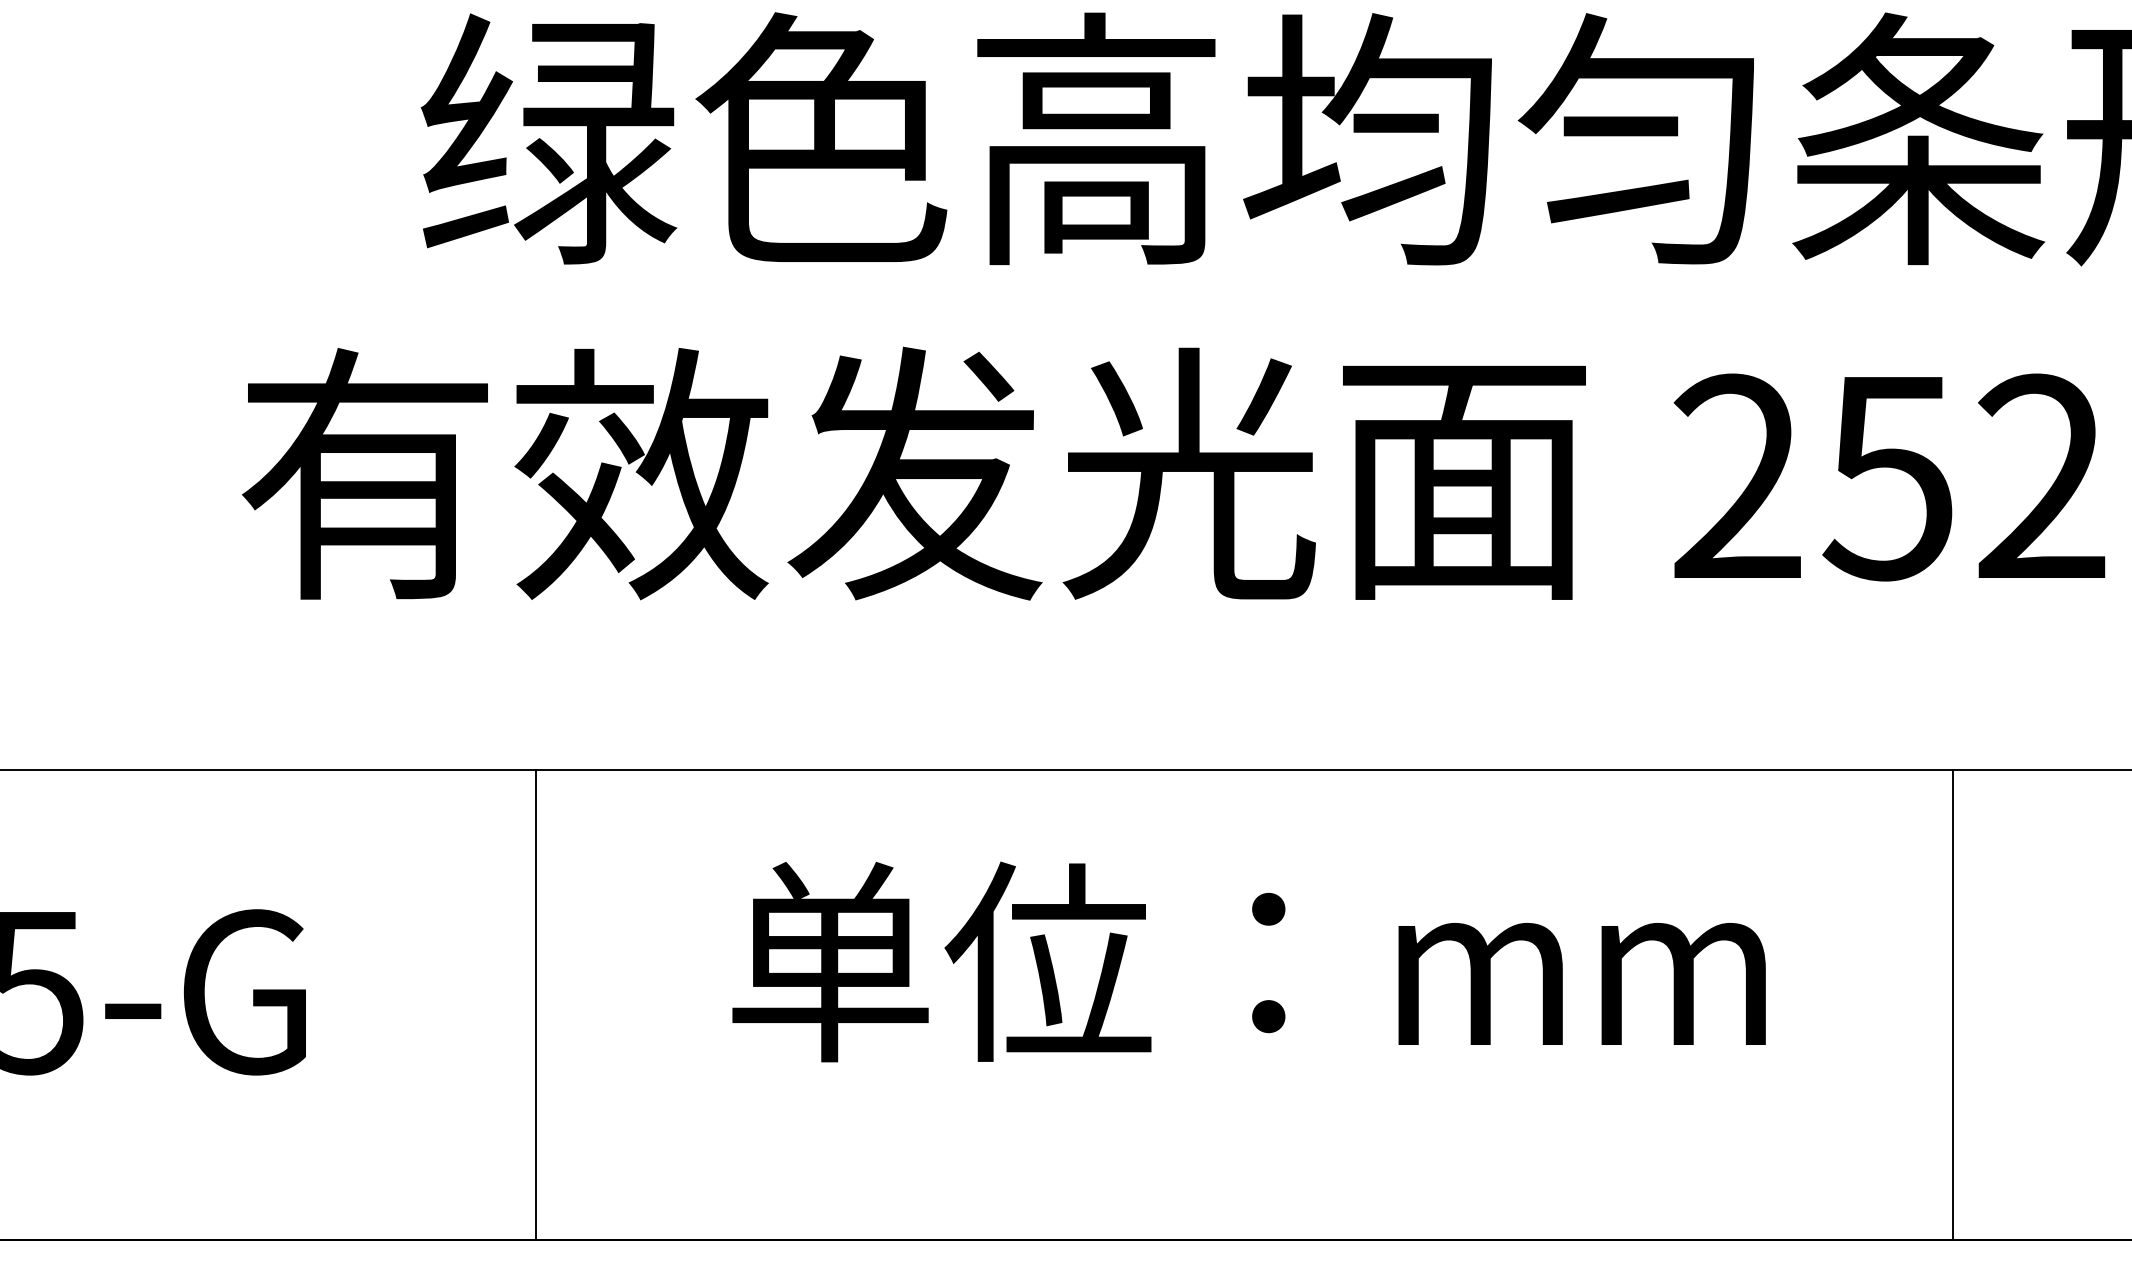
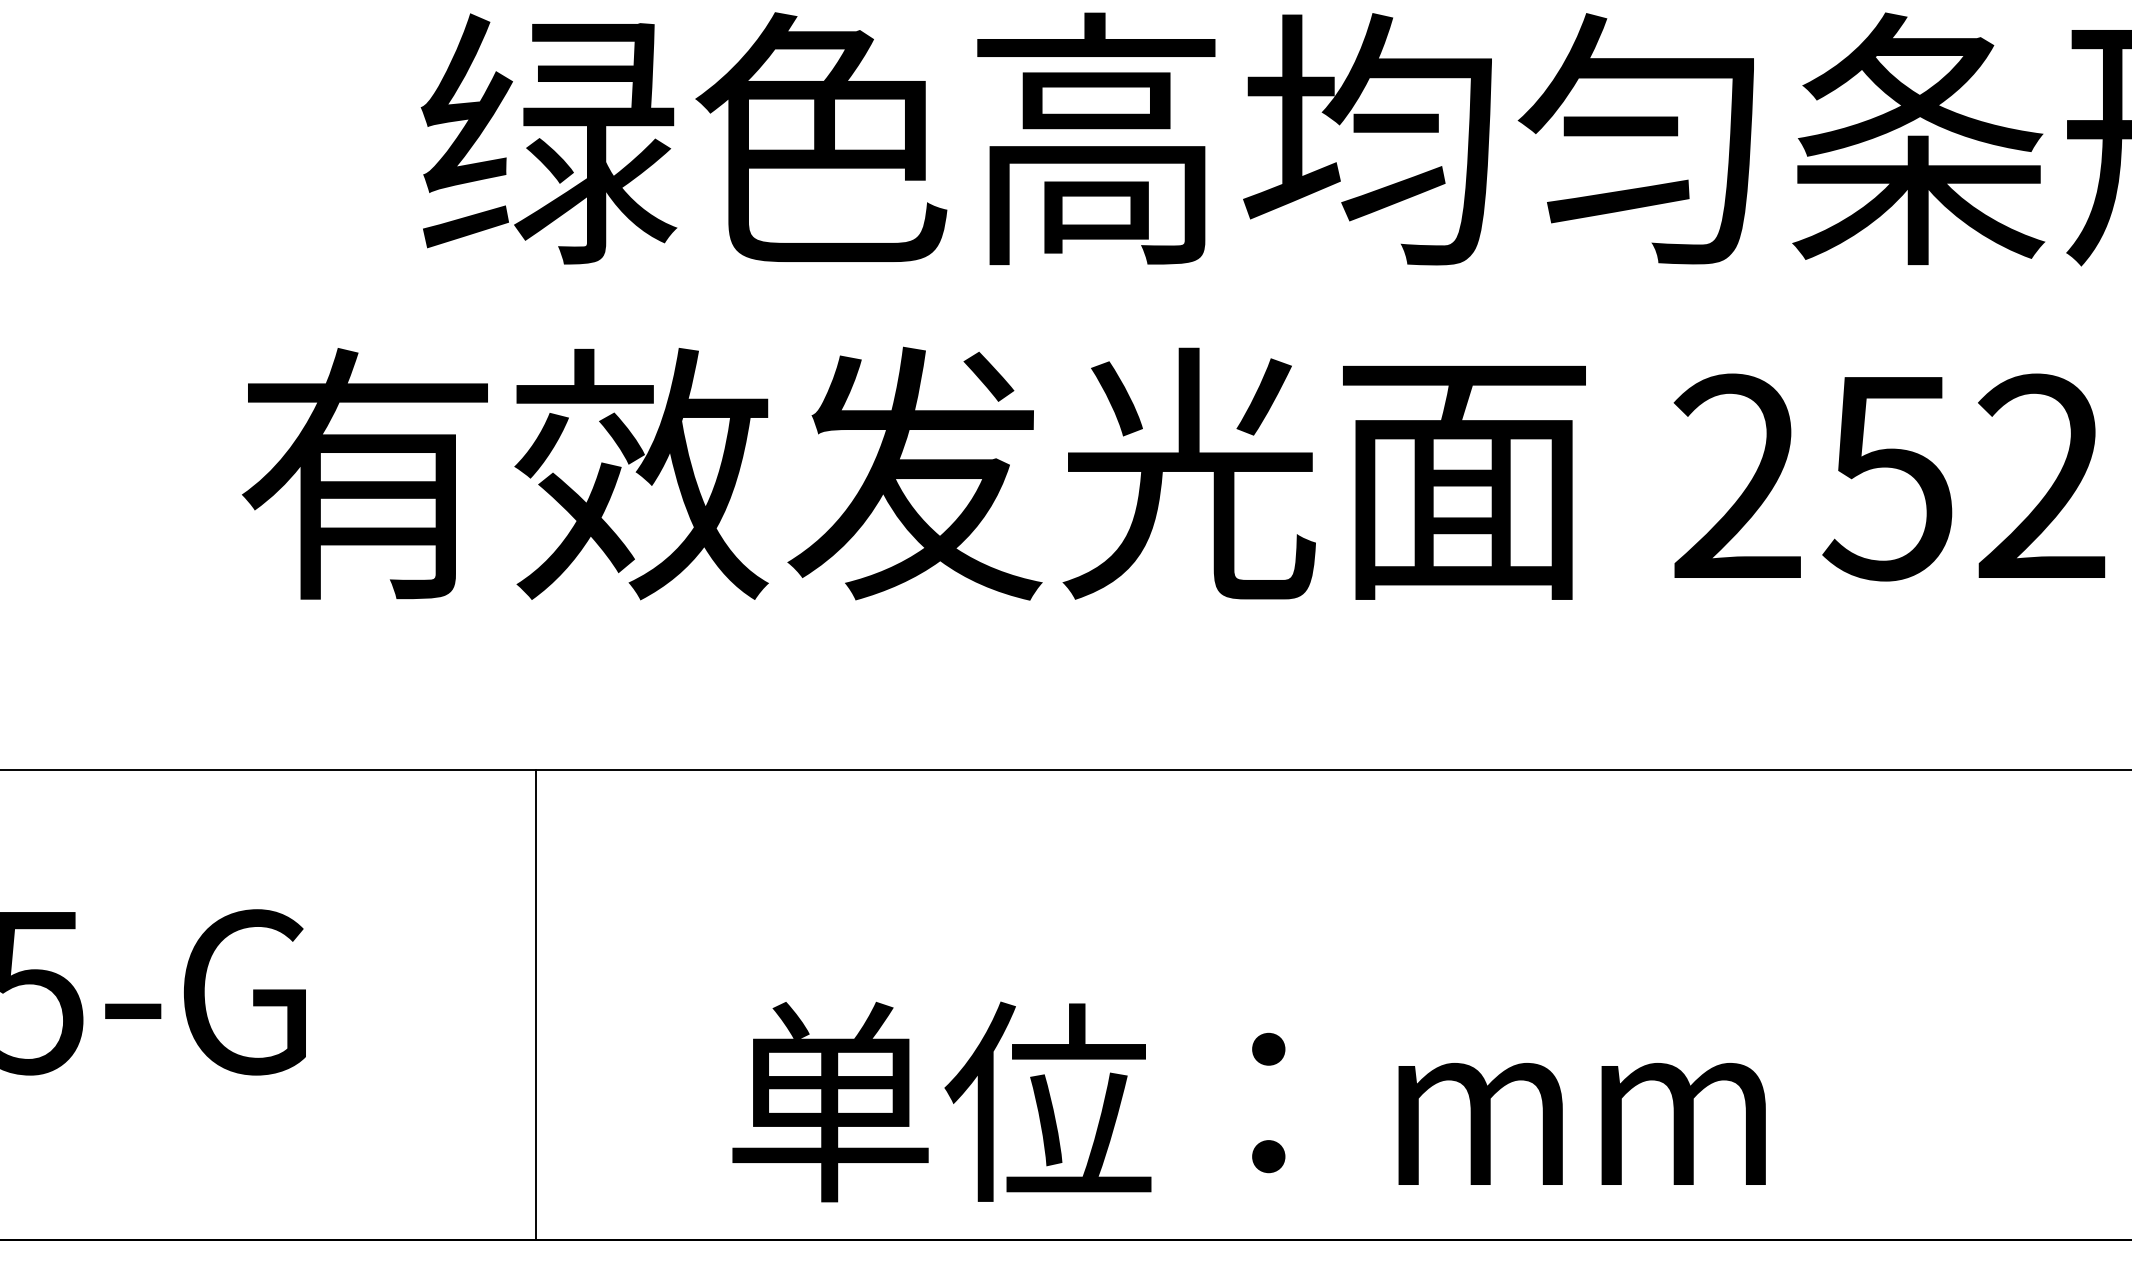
text position: (1248, 961) -> (1248, 1101) (1248, 1101)
line: present -> none (1952, 1004)
